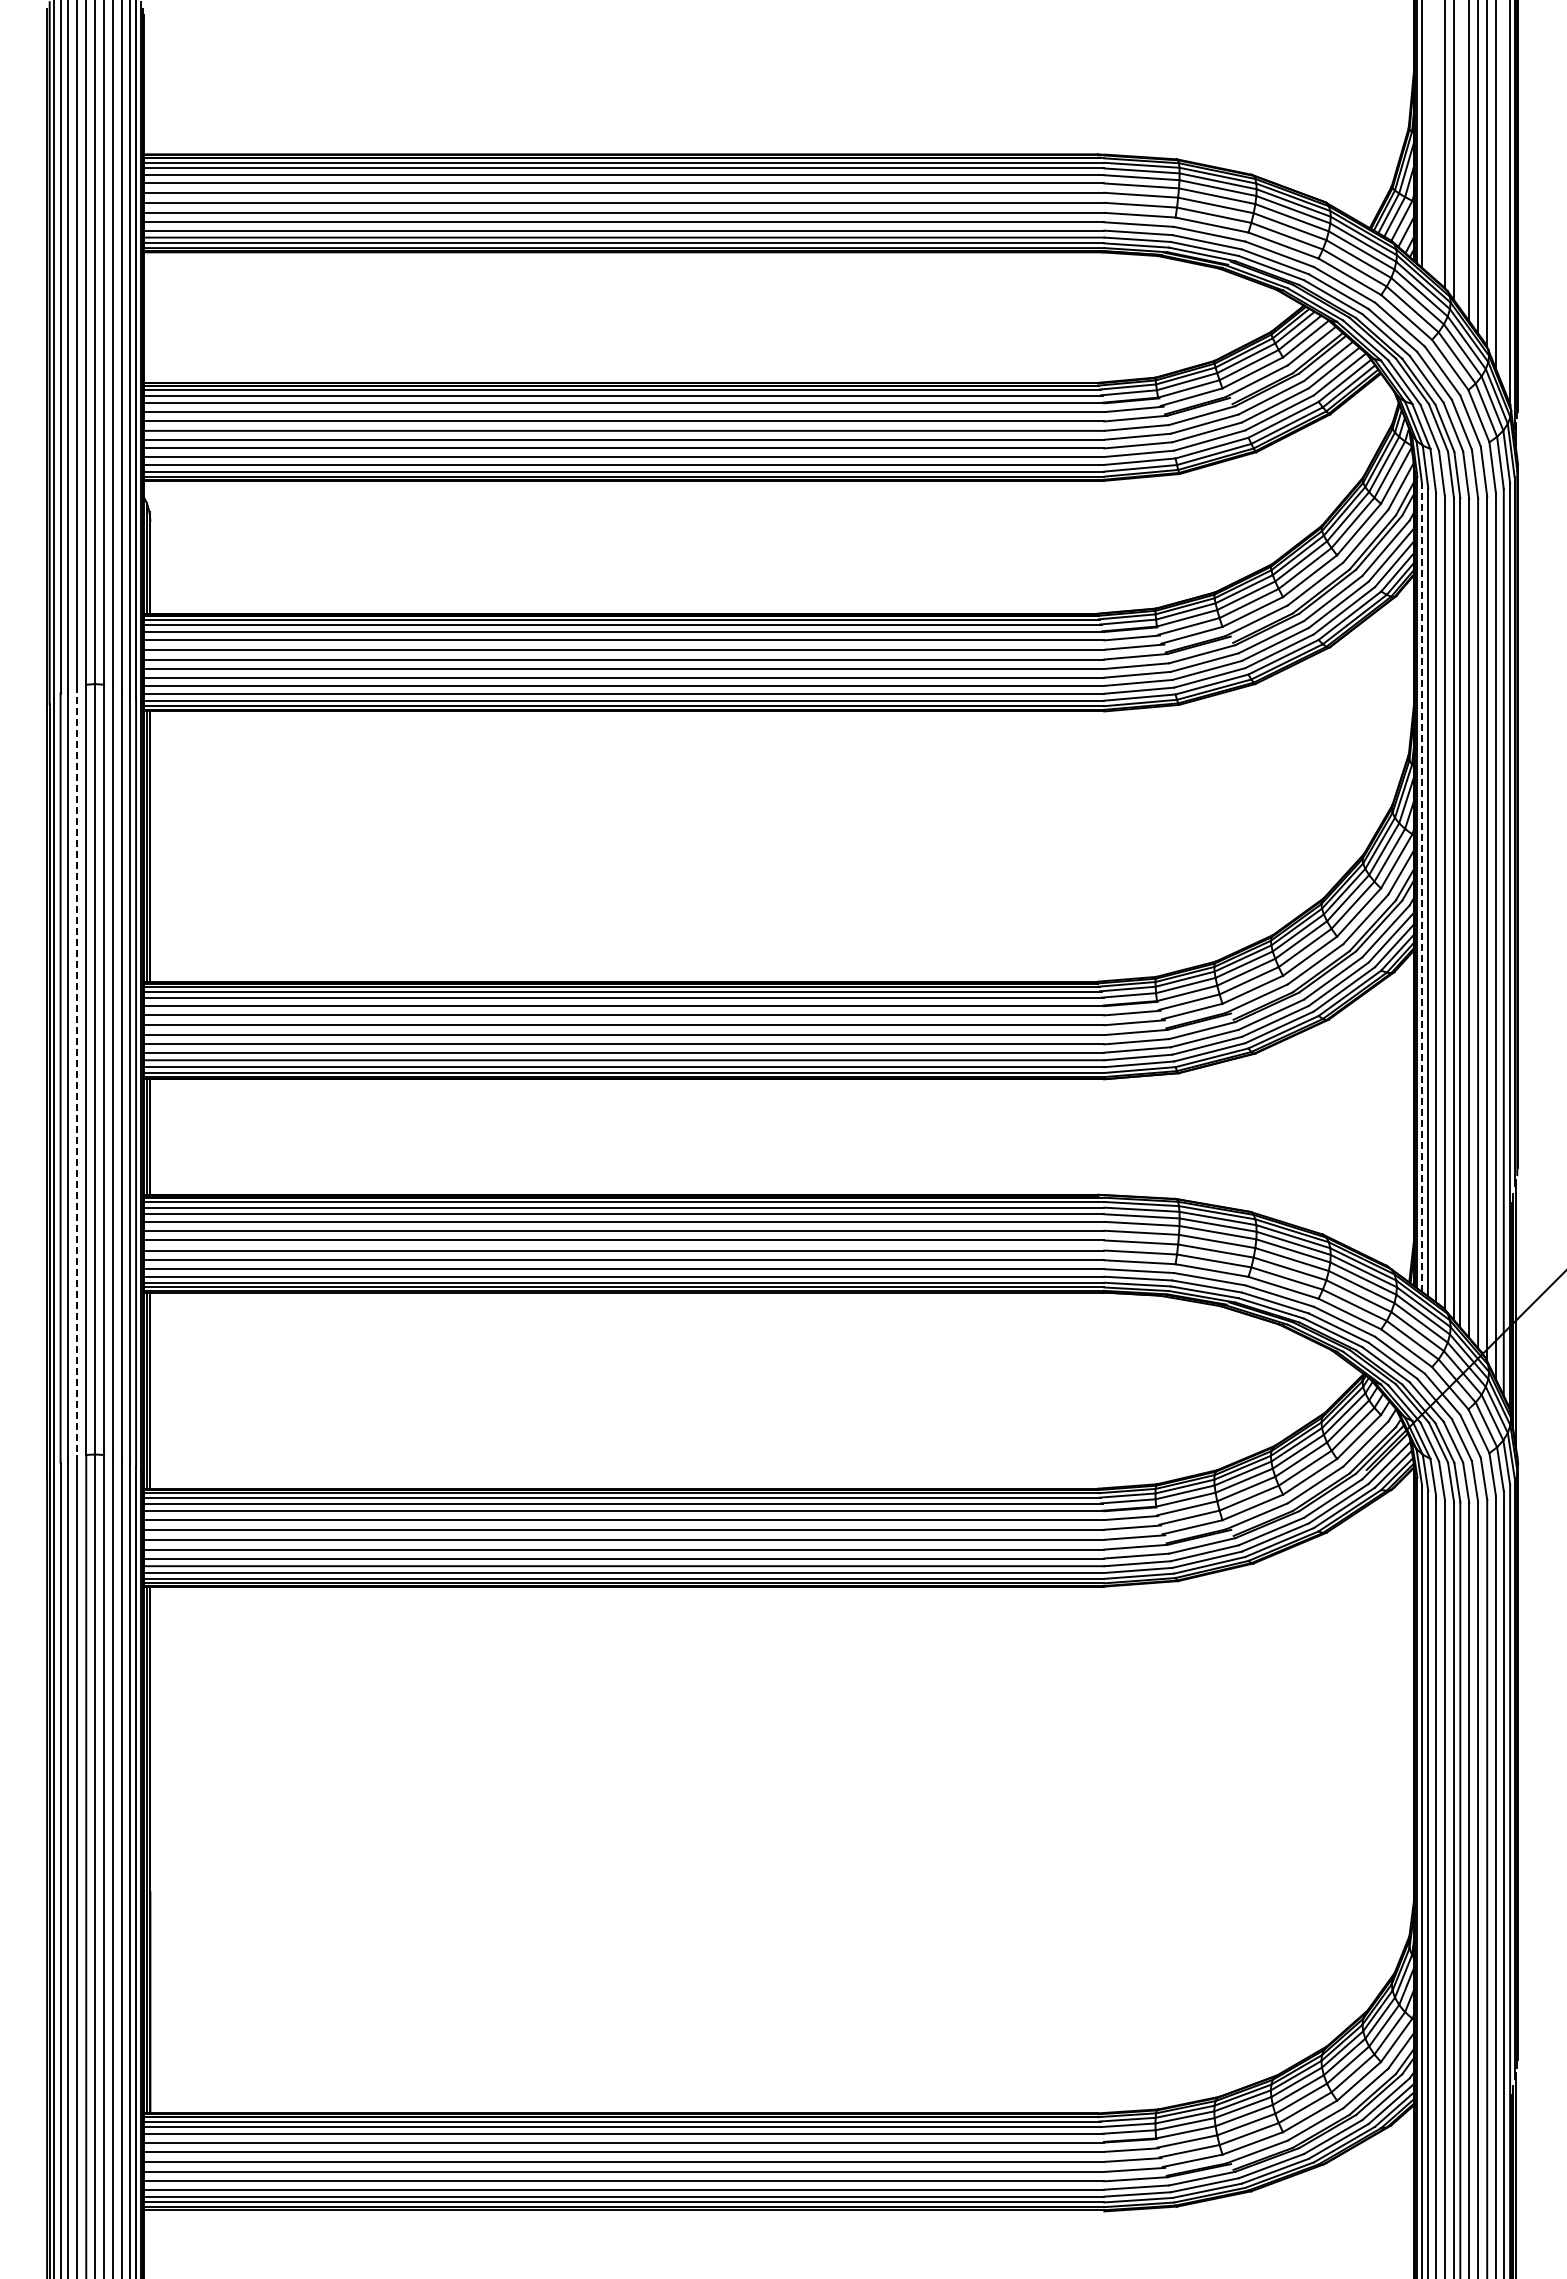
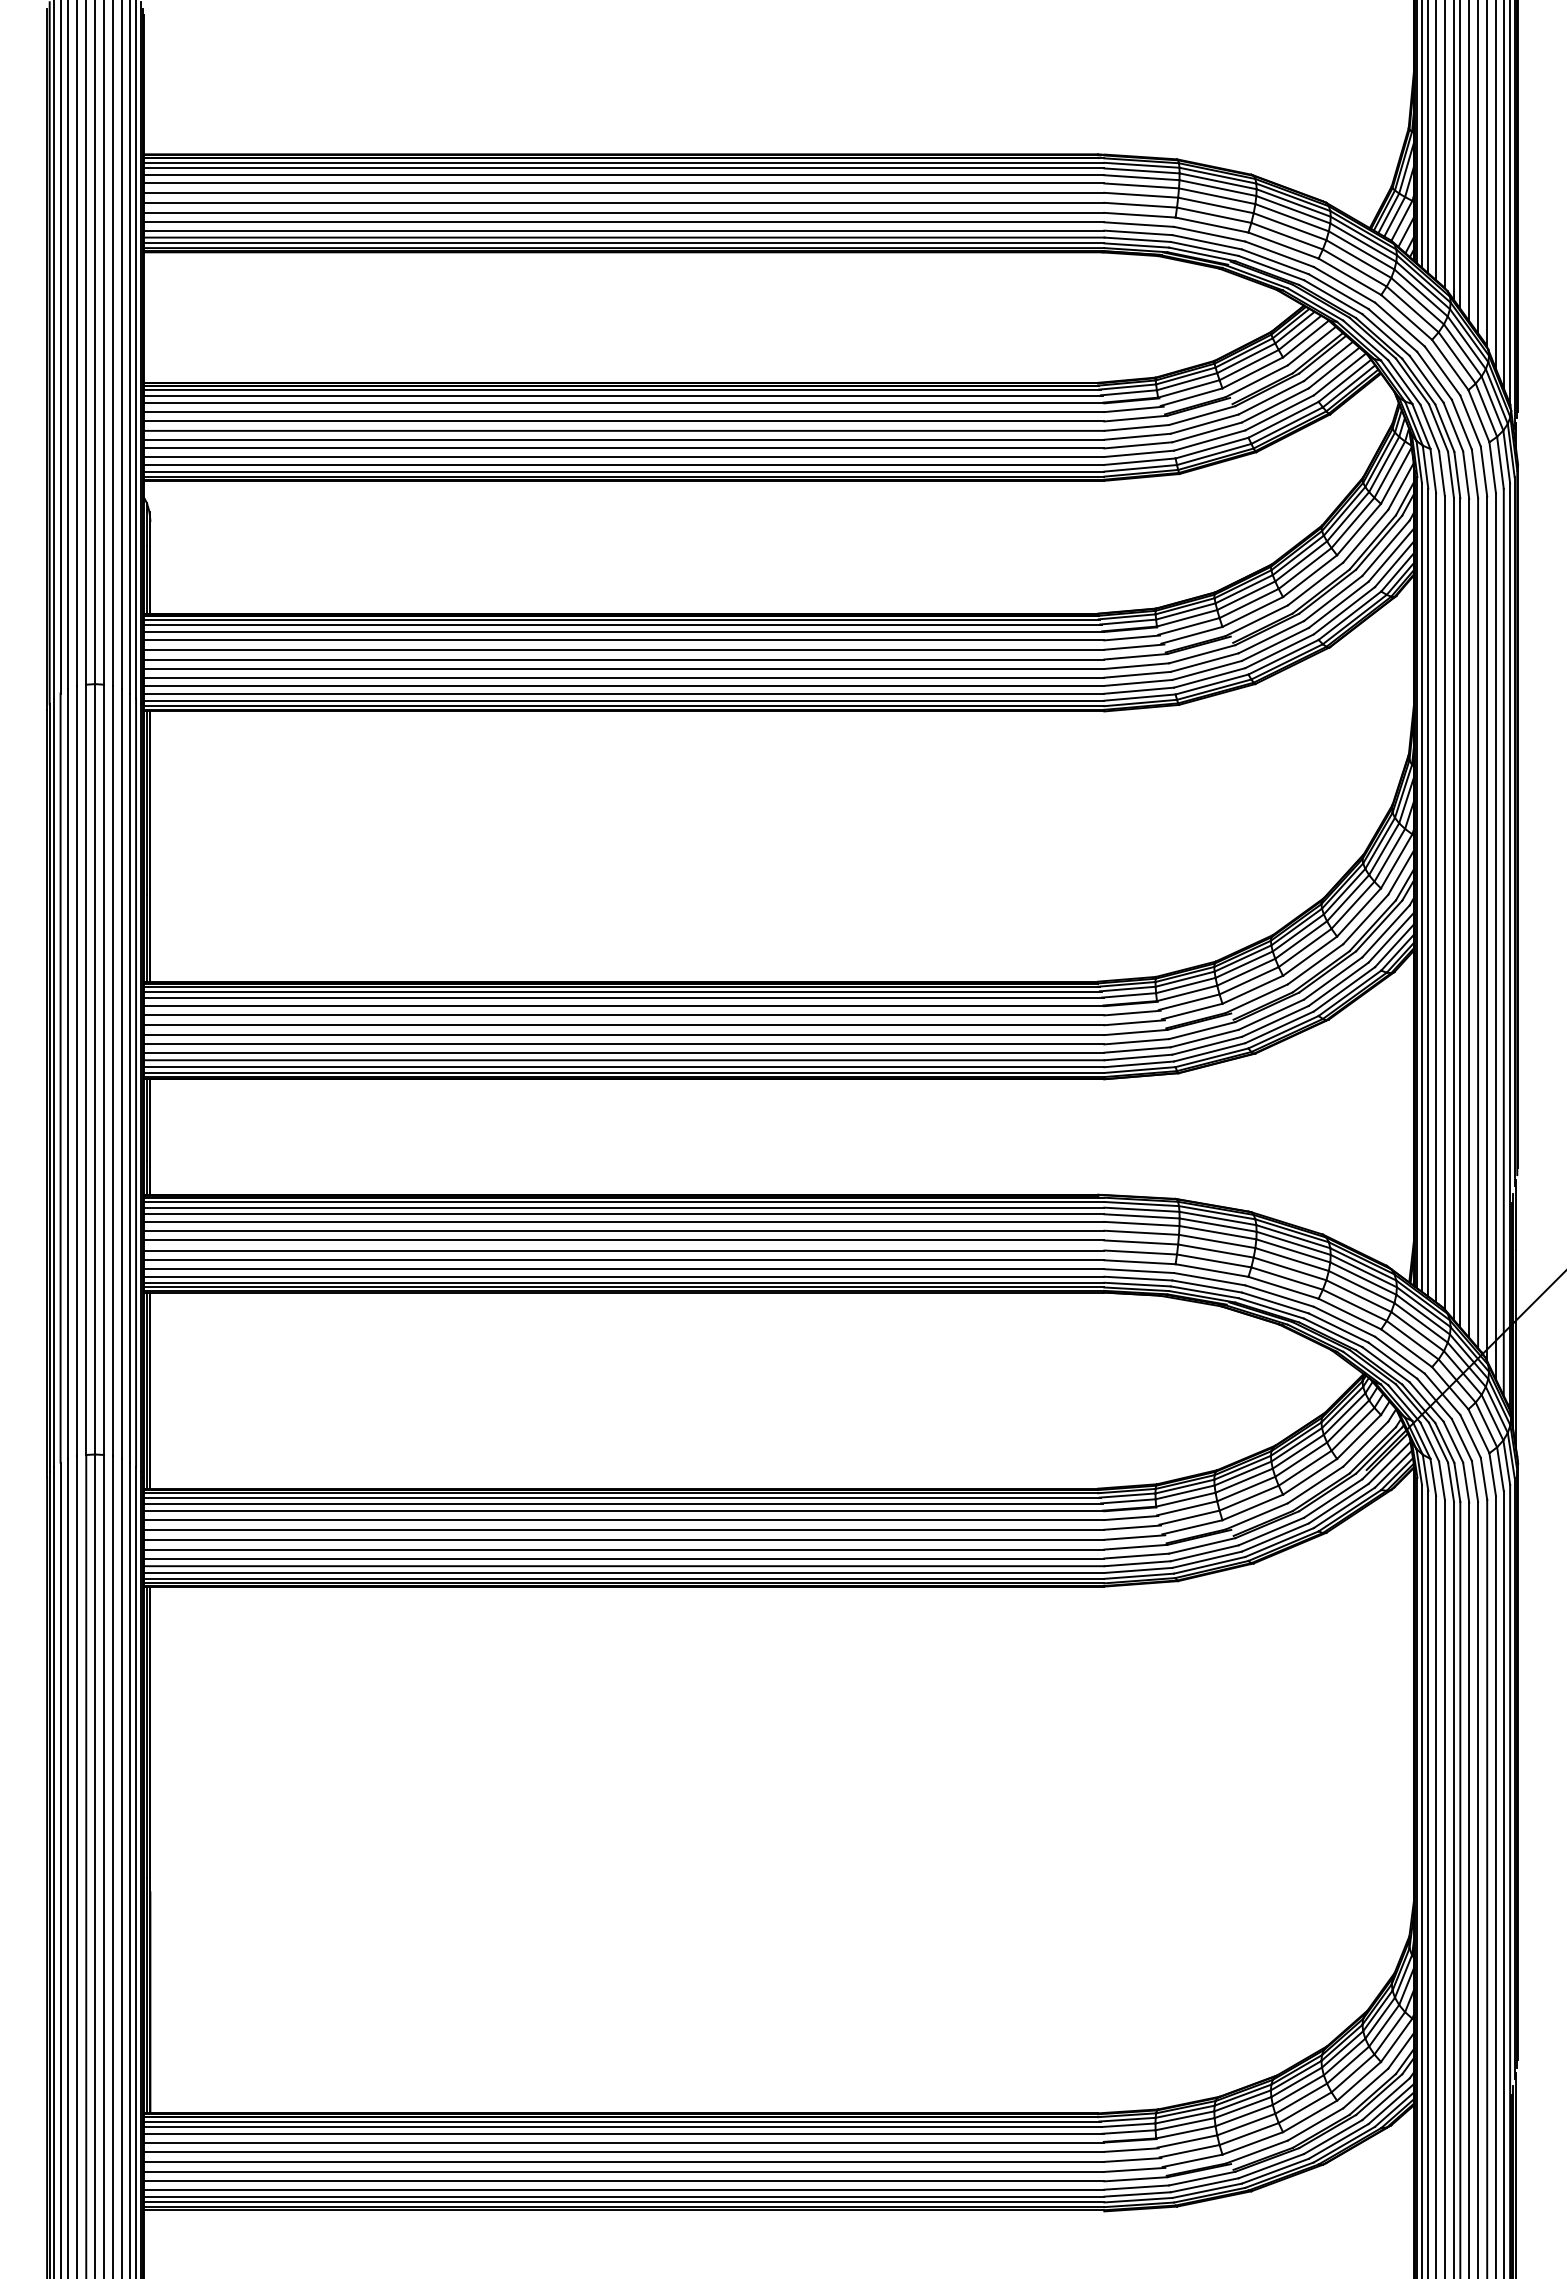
line: none -> present (1428, 137)
line: none -> present (1436, 141)
line: none -> present (1460, 155)
line: none -> present (1503, 195)
line: dashed -> solid (1421, 887)
line: dashed -> solid (77, 1071)
